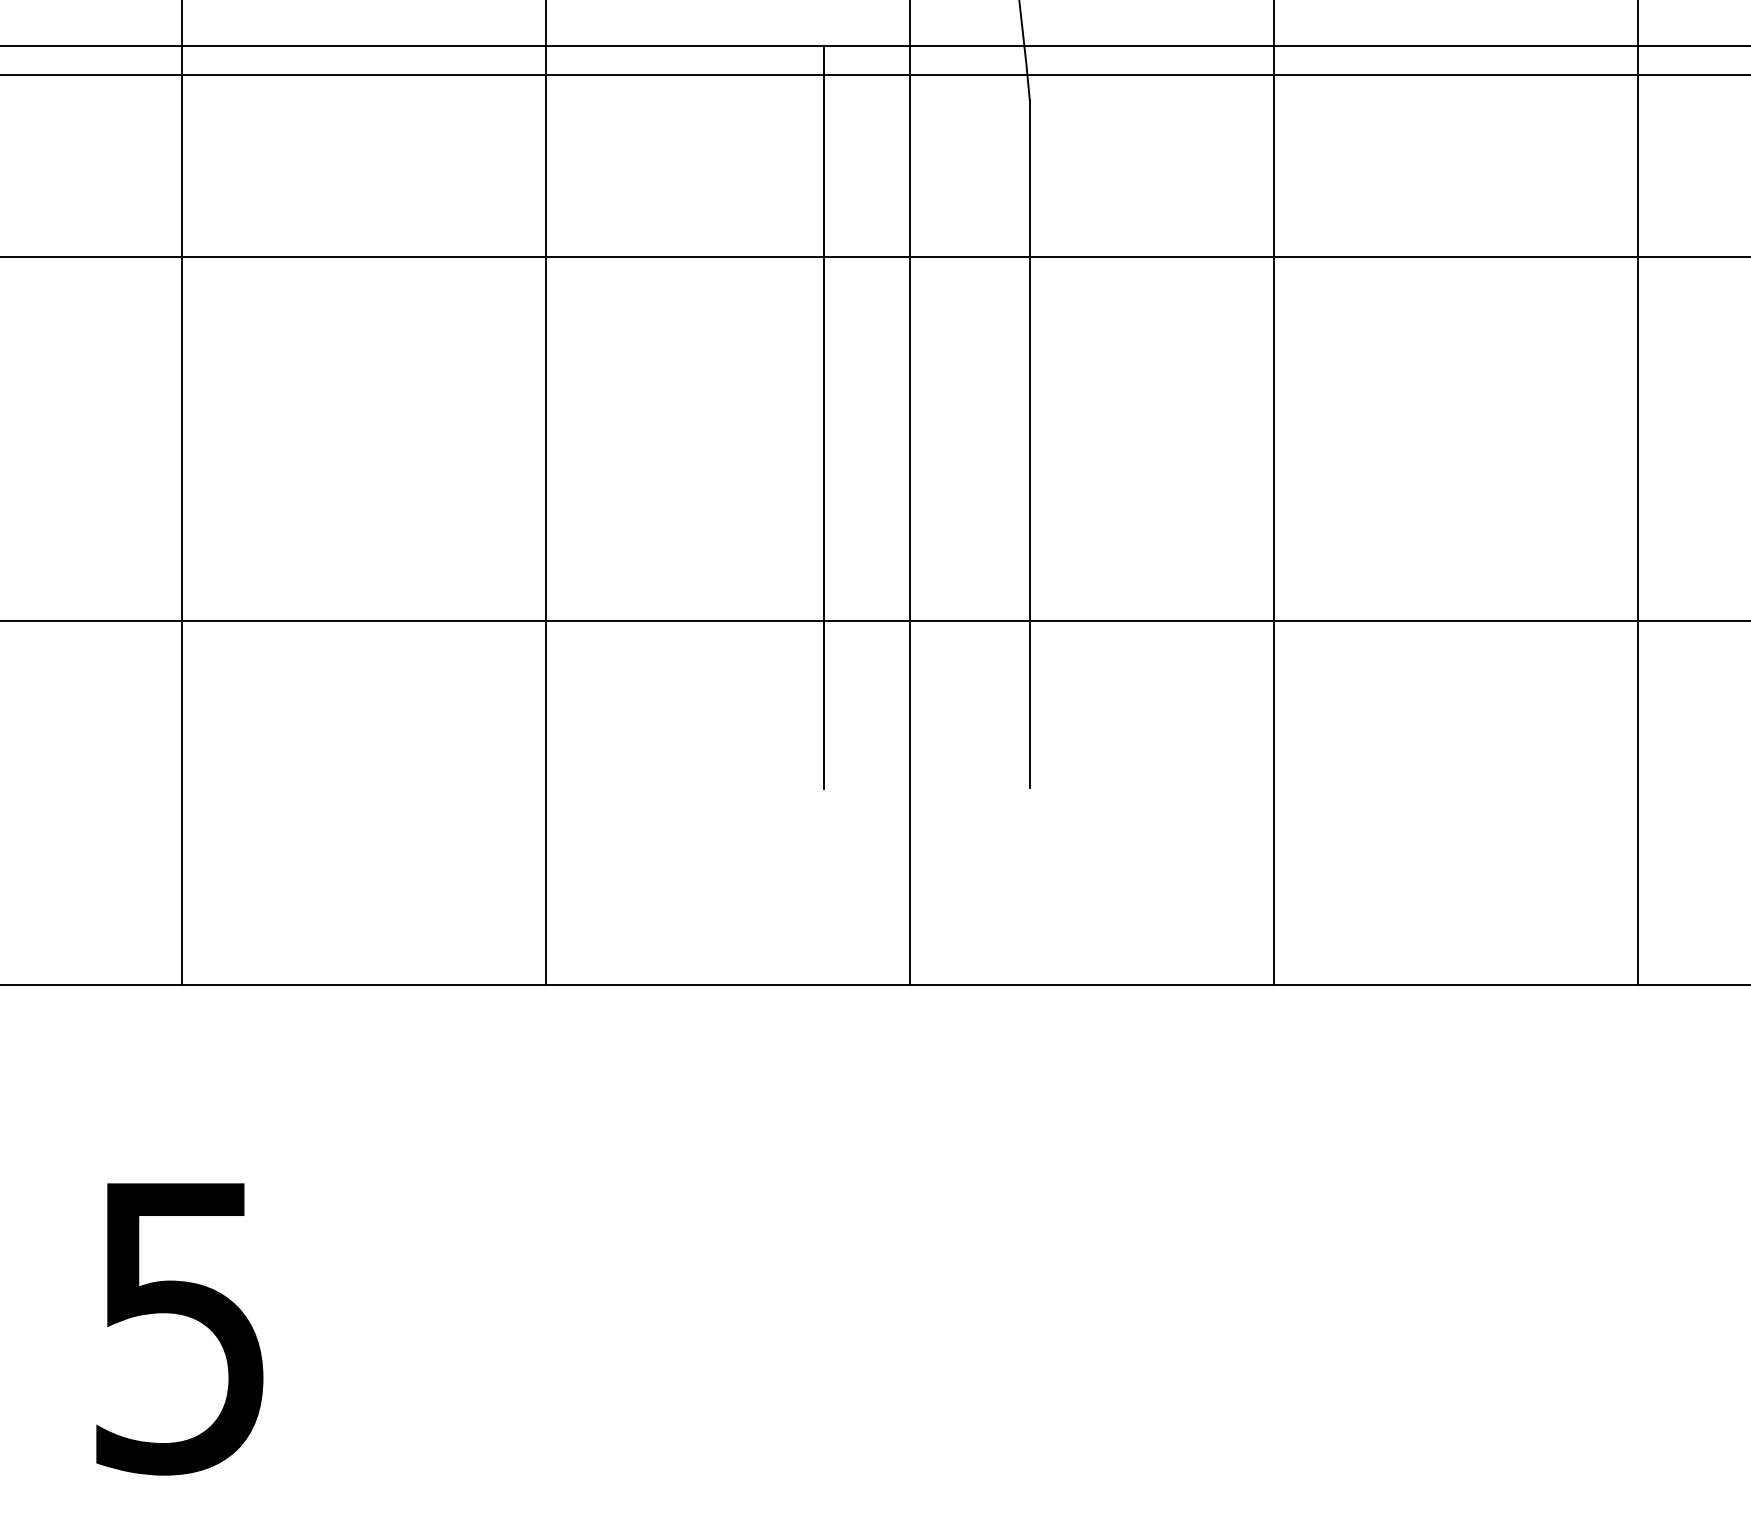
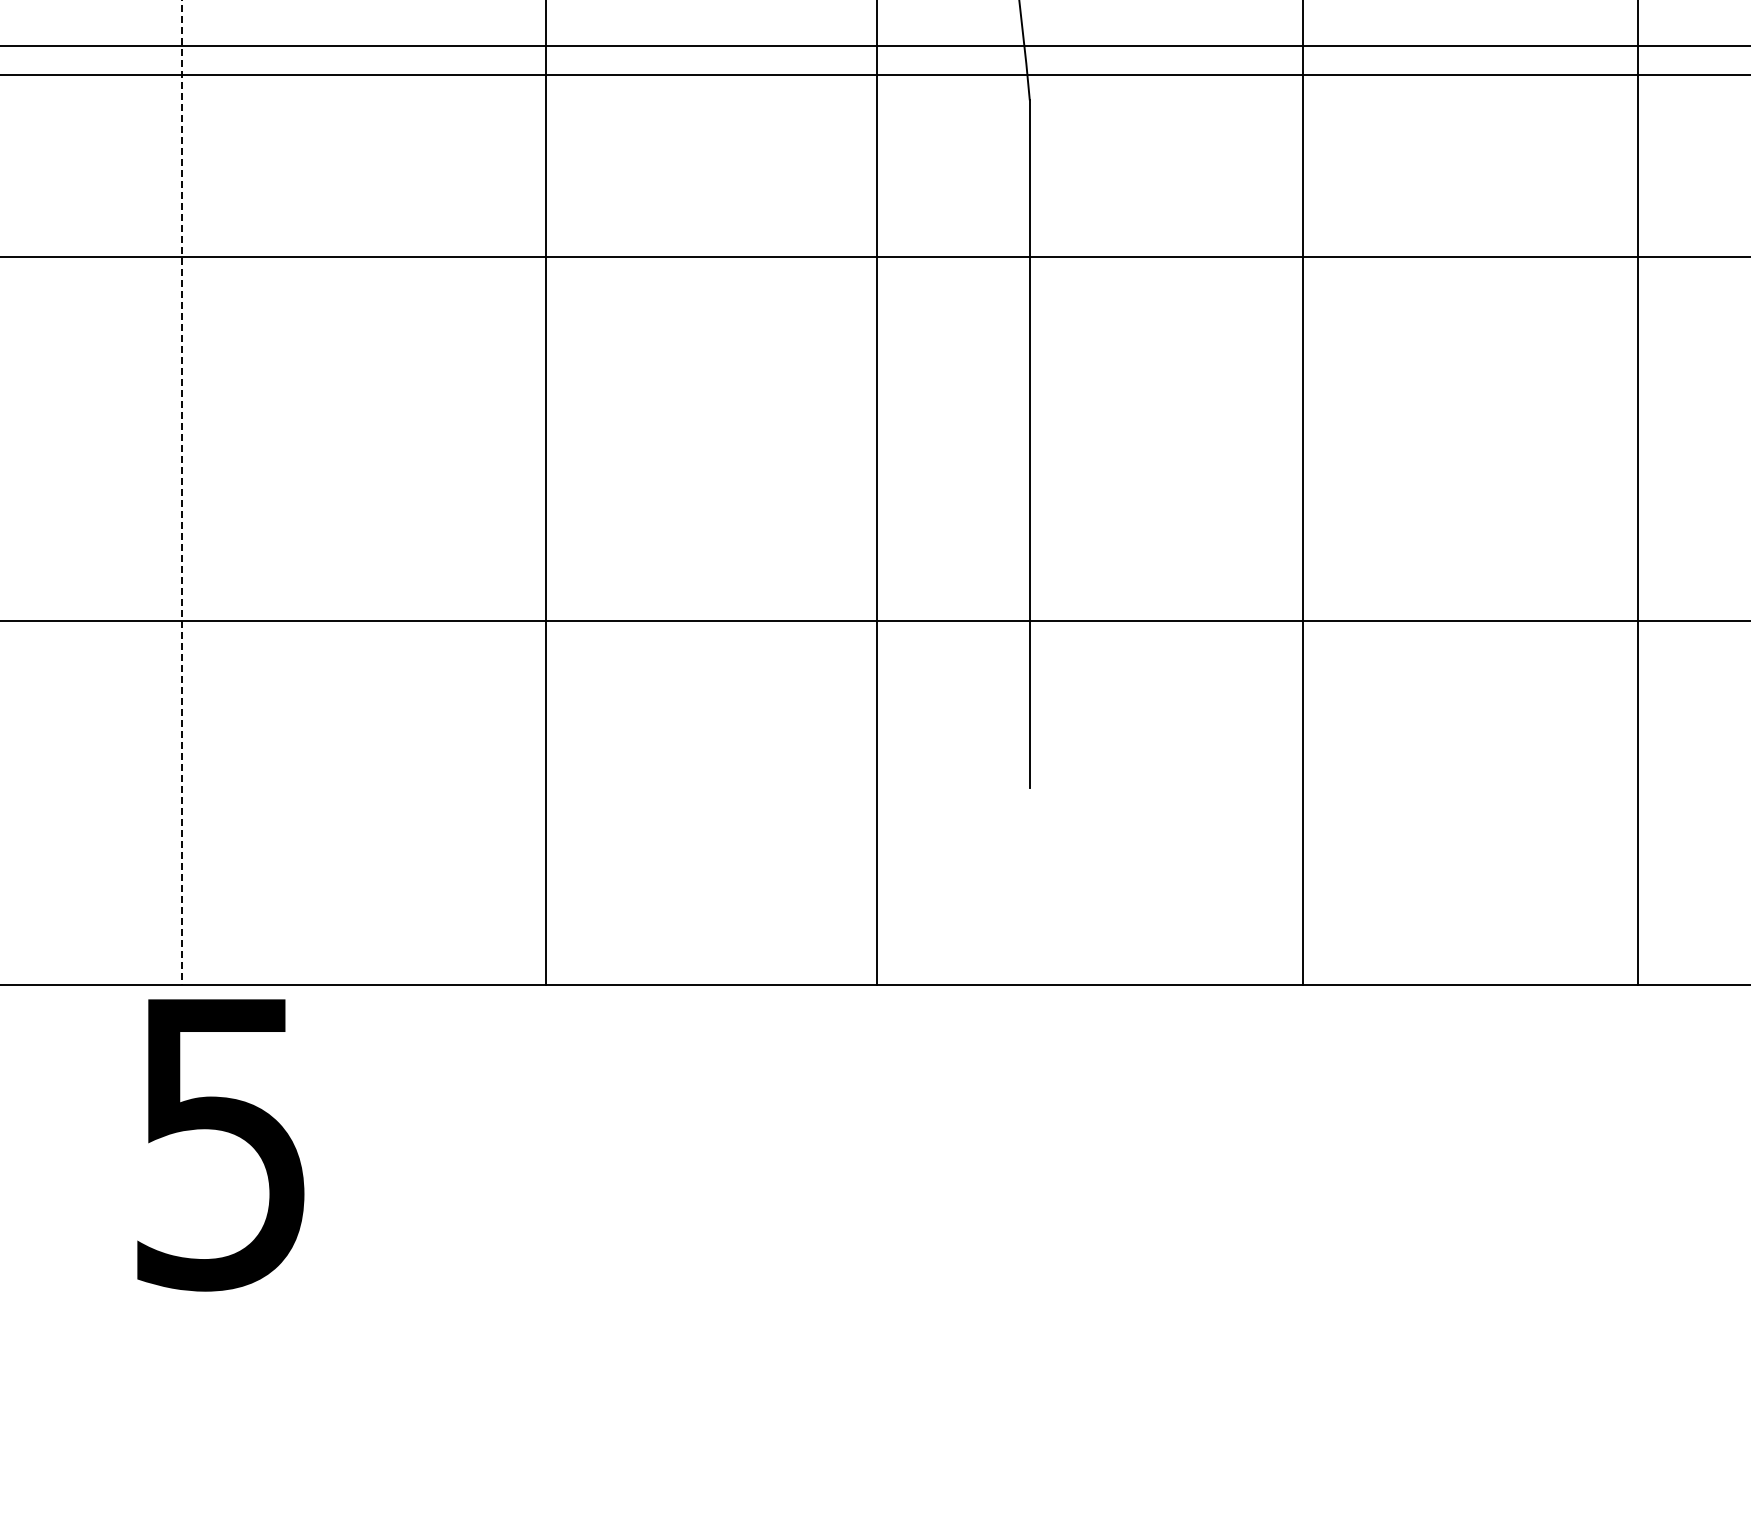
line: present -> none (824, 416)
line: solid -> dashed (181, 493)
line position: (909, 493) -> (876, 493) (876, 493)
line position: (1274, 493) -> (1303, 493) (1303, 493)
text position: (179, 1329) -> (220, 1145) (220, 1145)
